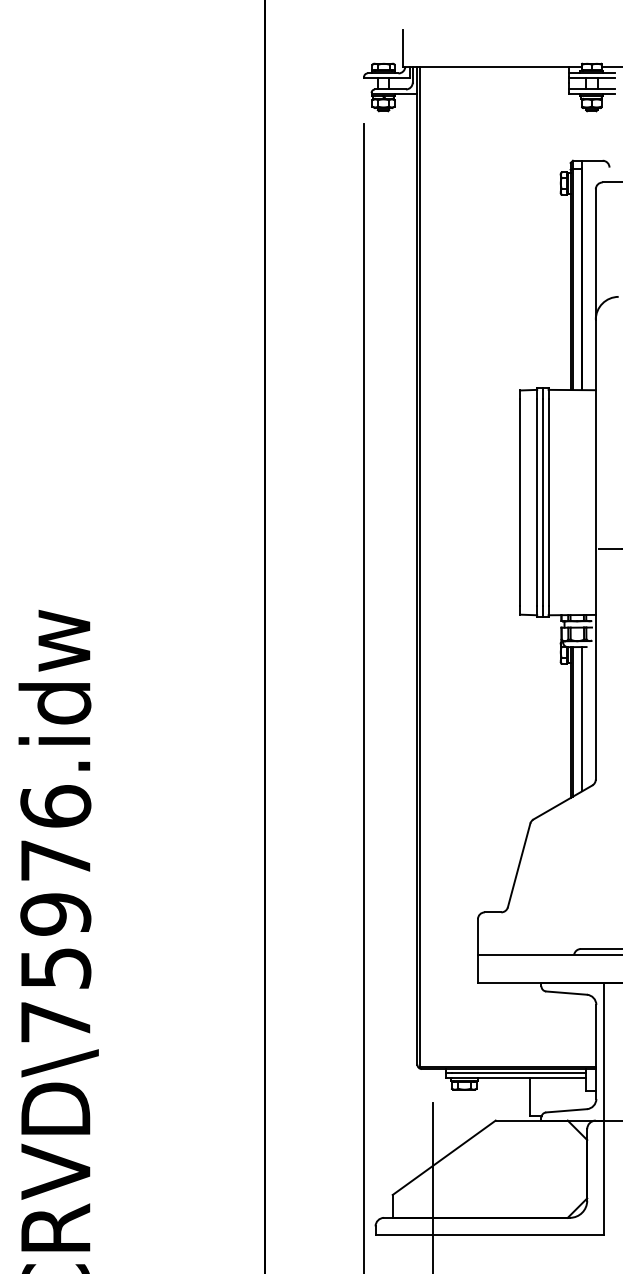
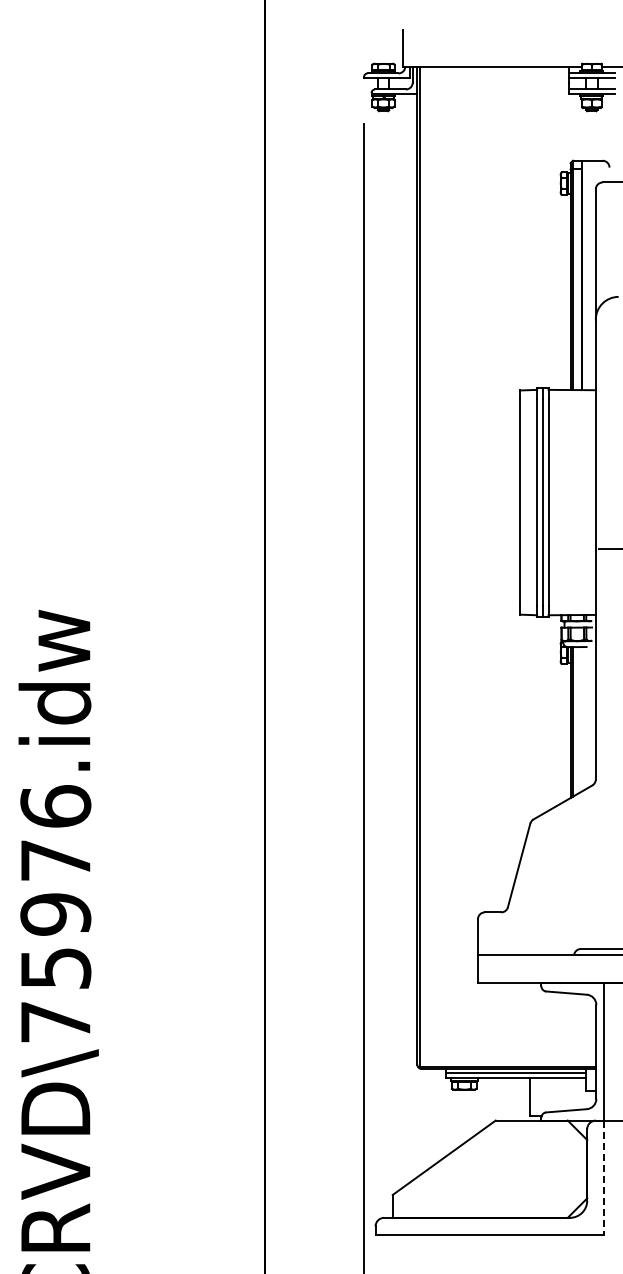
line: present -> none (582, 719)
line: solid -> dashed (604, 1178)
line: present -> none (432, 1186)
